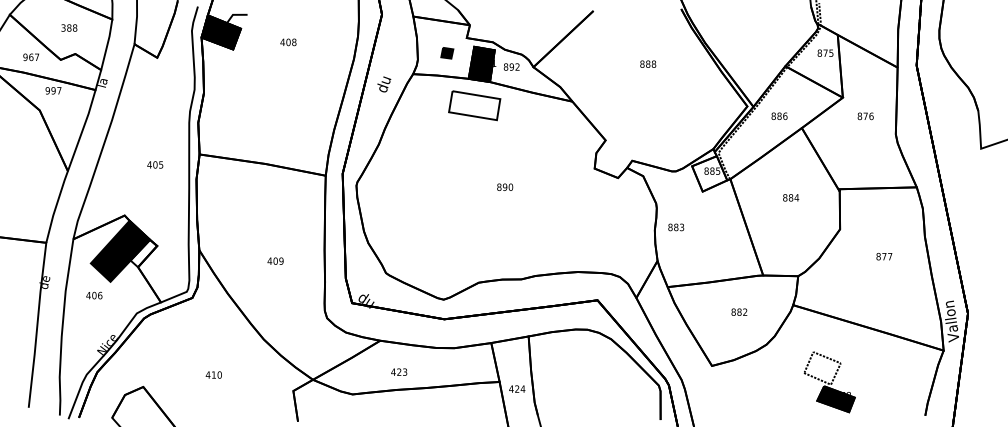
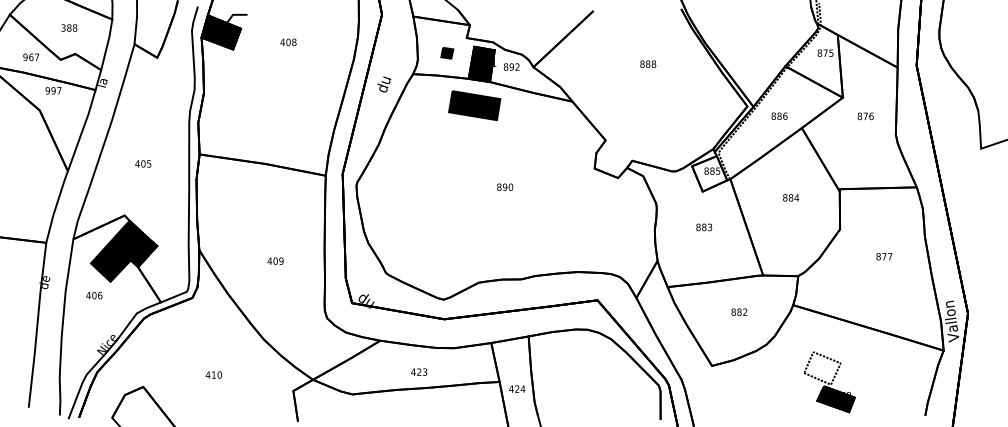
fill: none -> present (474, 105)
text position: (155, 164) -> (143, 163) (143, 163)
text position: (676, 227) -> (704, 227) (704, 227)
fill: none -> present (143, 253)
text position: (399, 371) -> (419, 371) (419, 371)
